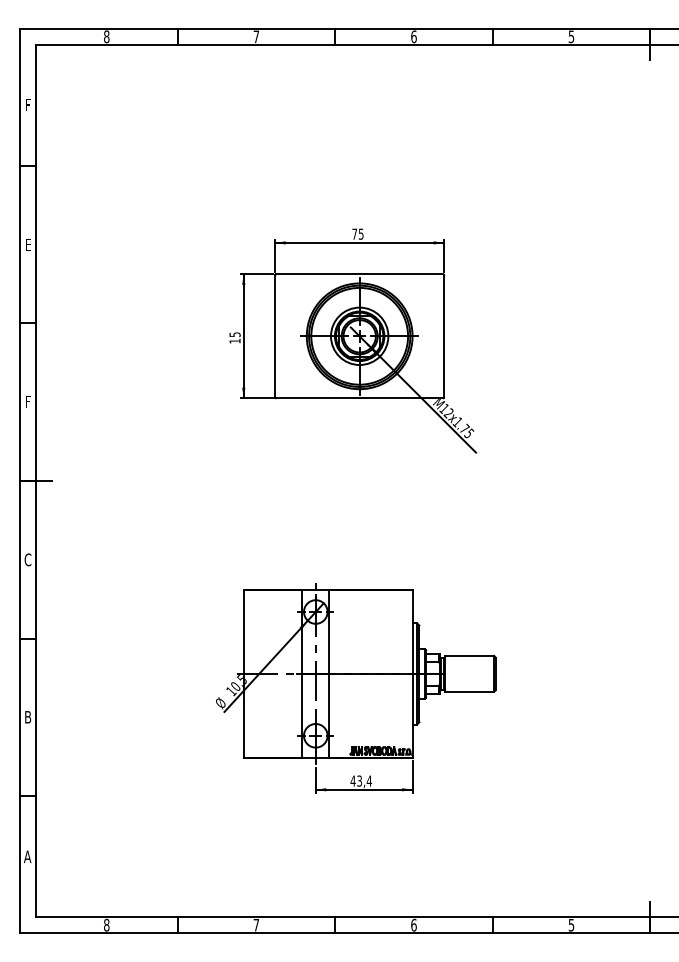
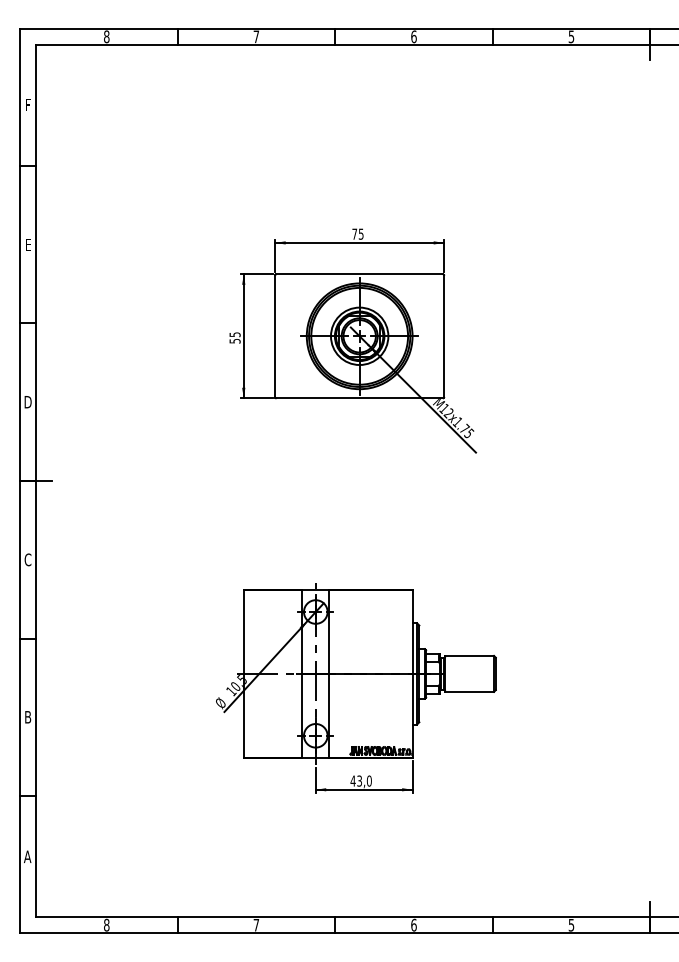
text: 15 -> 55 (234, 341)
text: F -> D (27, 402)
text: 43,4 -> 43,0 (368, 780)
